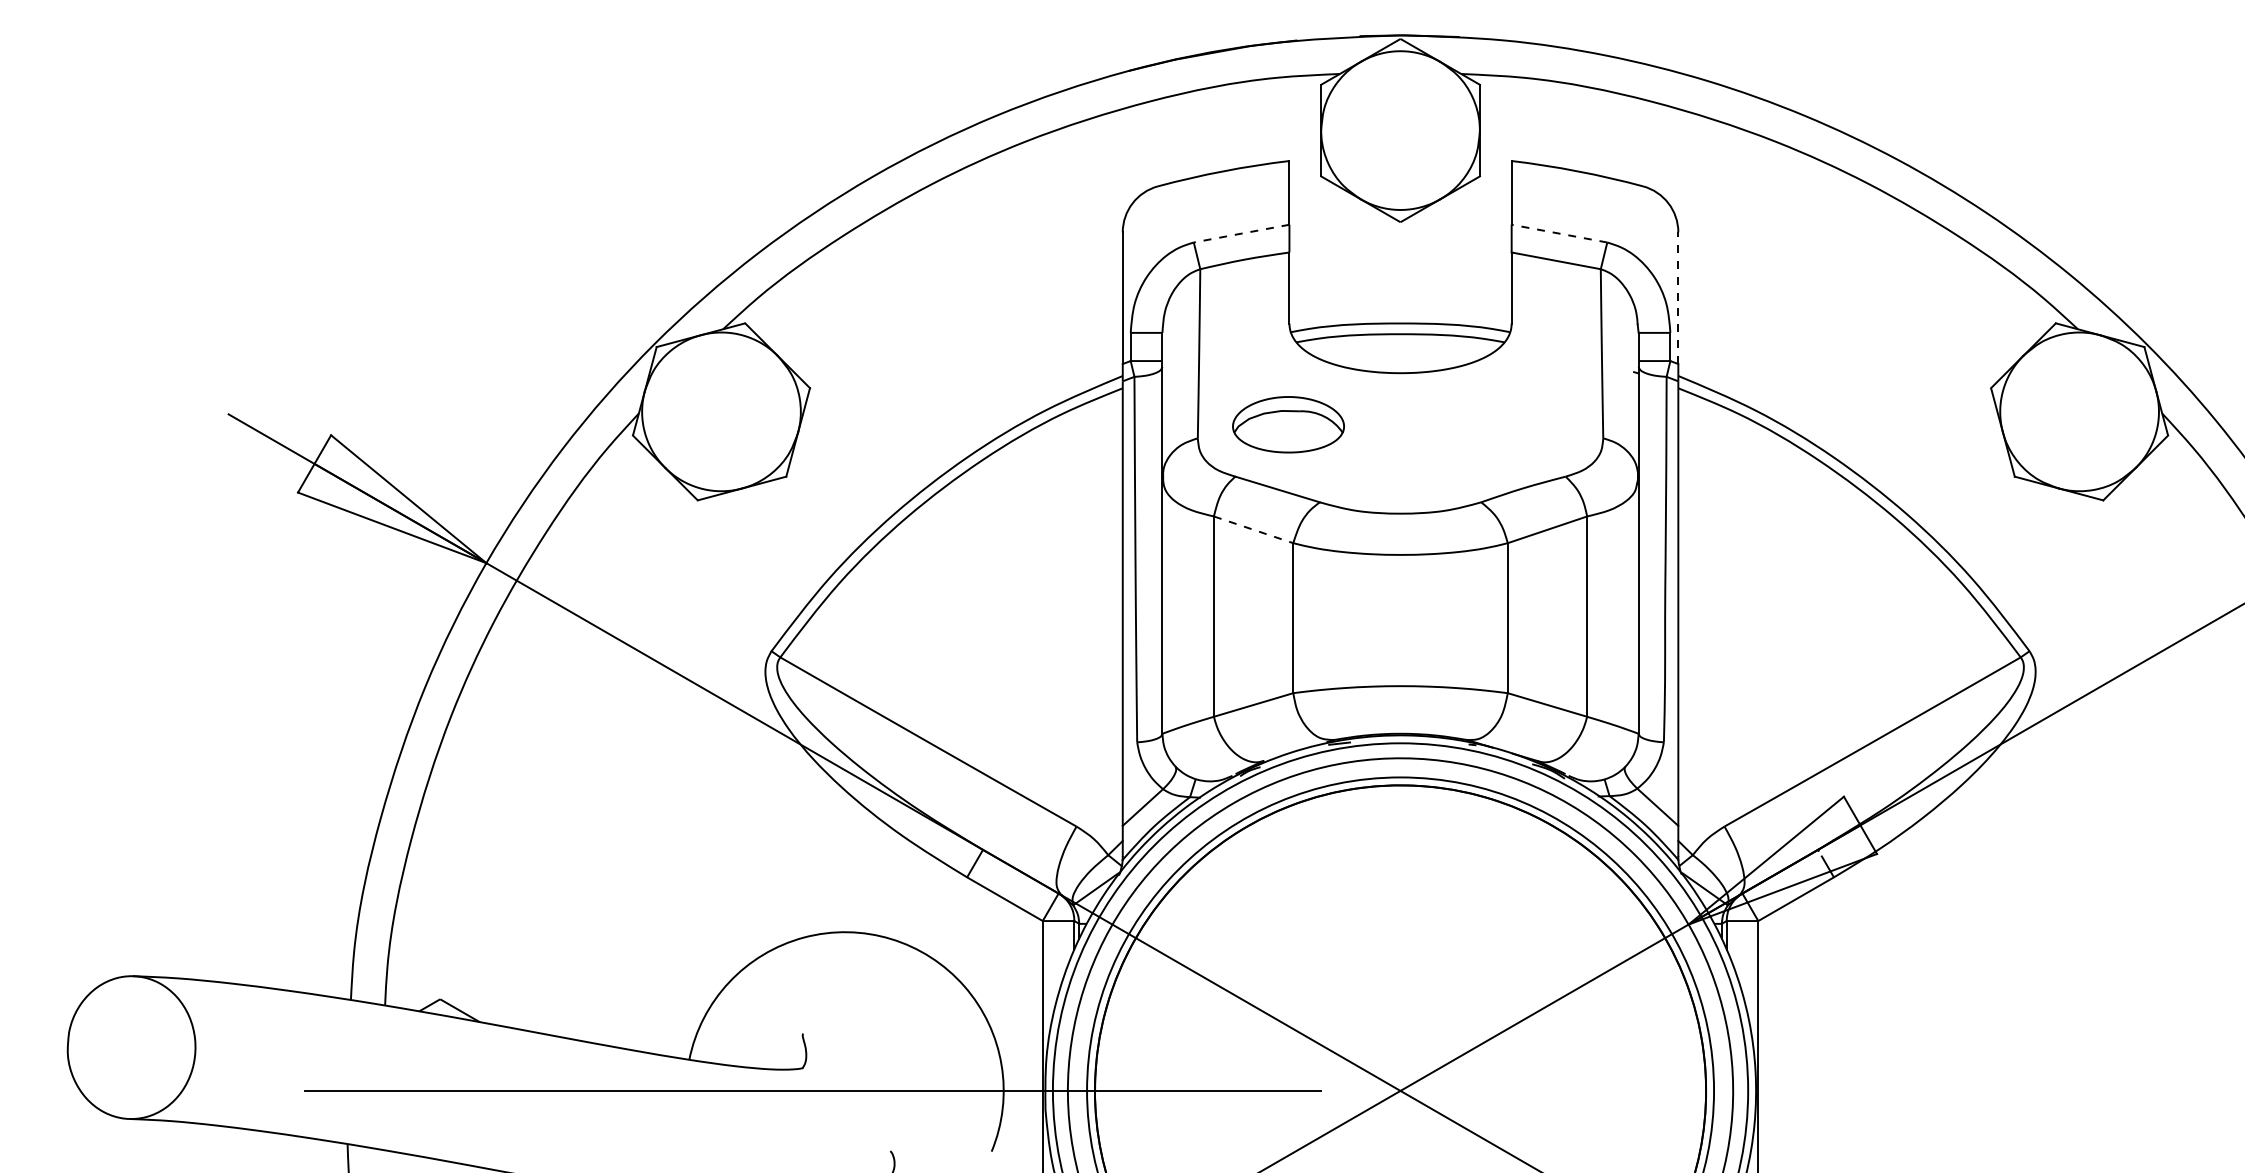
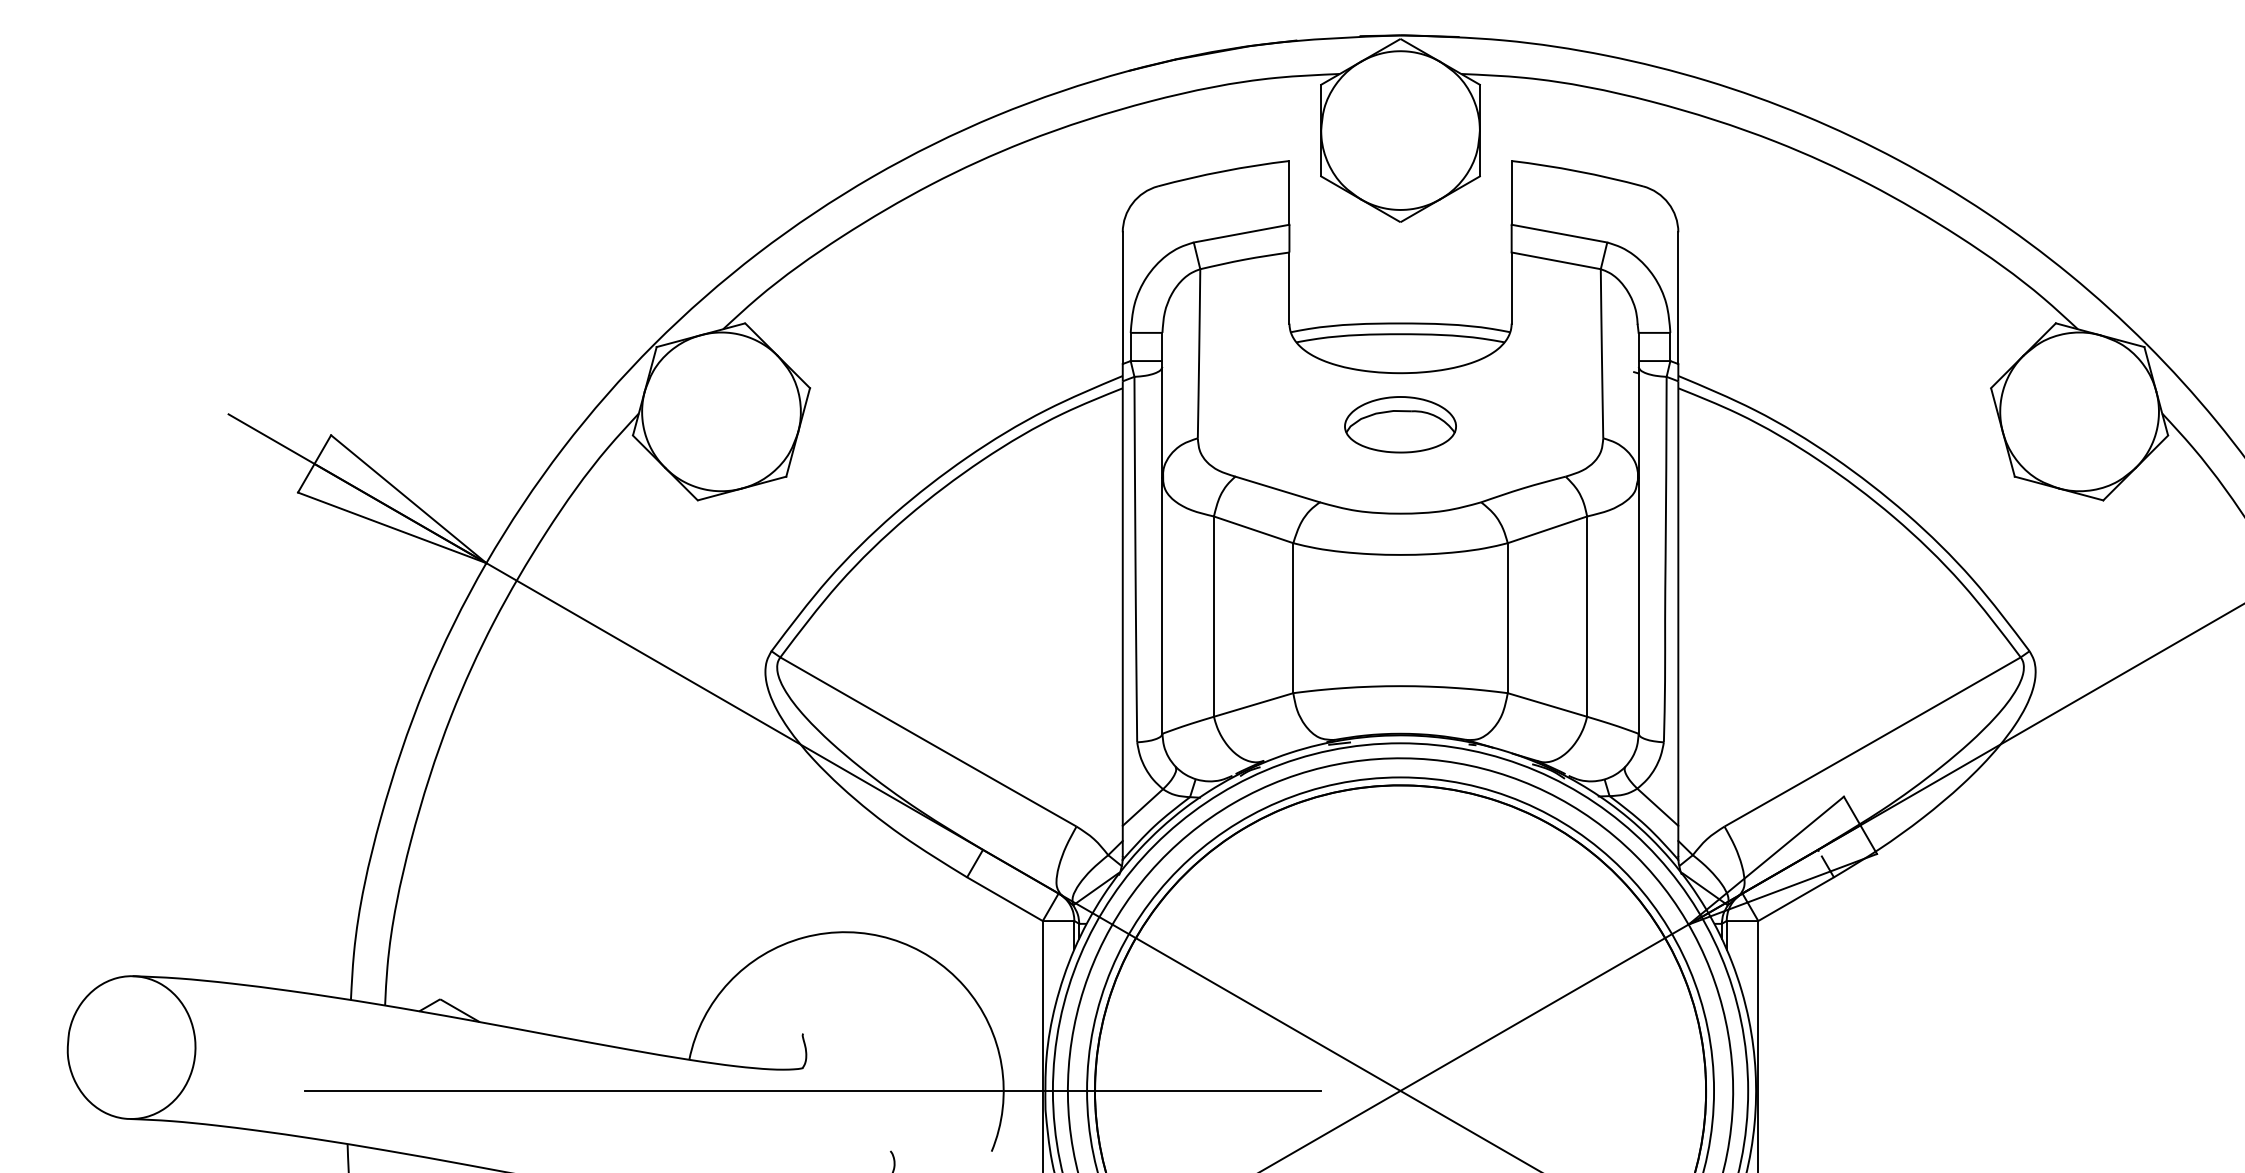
line: dashed -> solid (1241, 233)
line: dashed -> solid (1559, 233)
line: dashed -> solid (1678, 298)
part position: (1288, 424) -> (1400, 424) (1400, 424)
line: dashed -> solid (1253, 529)
